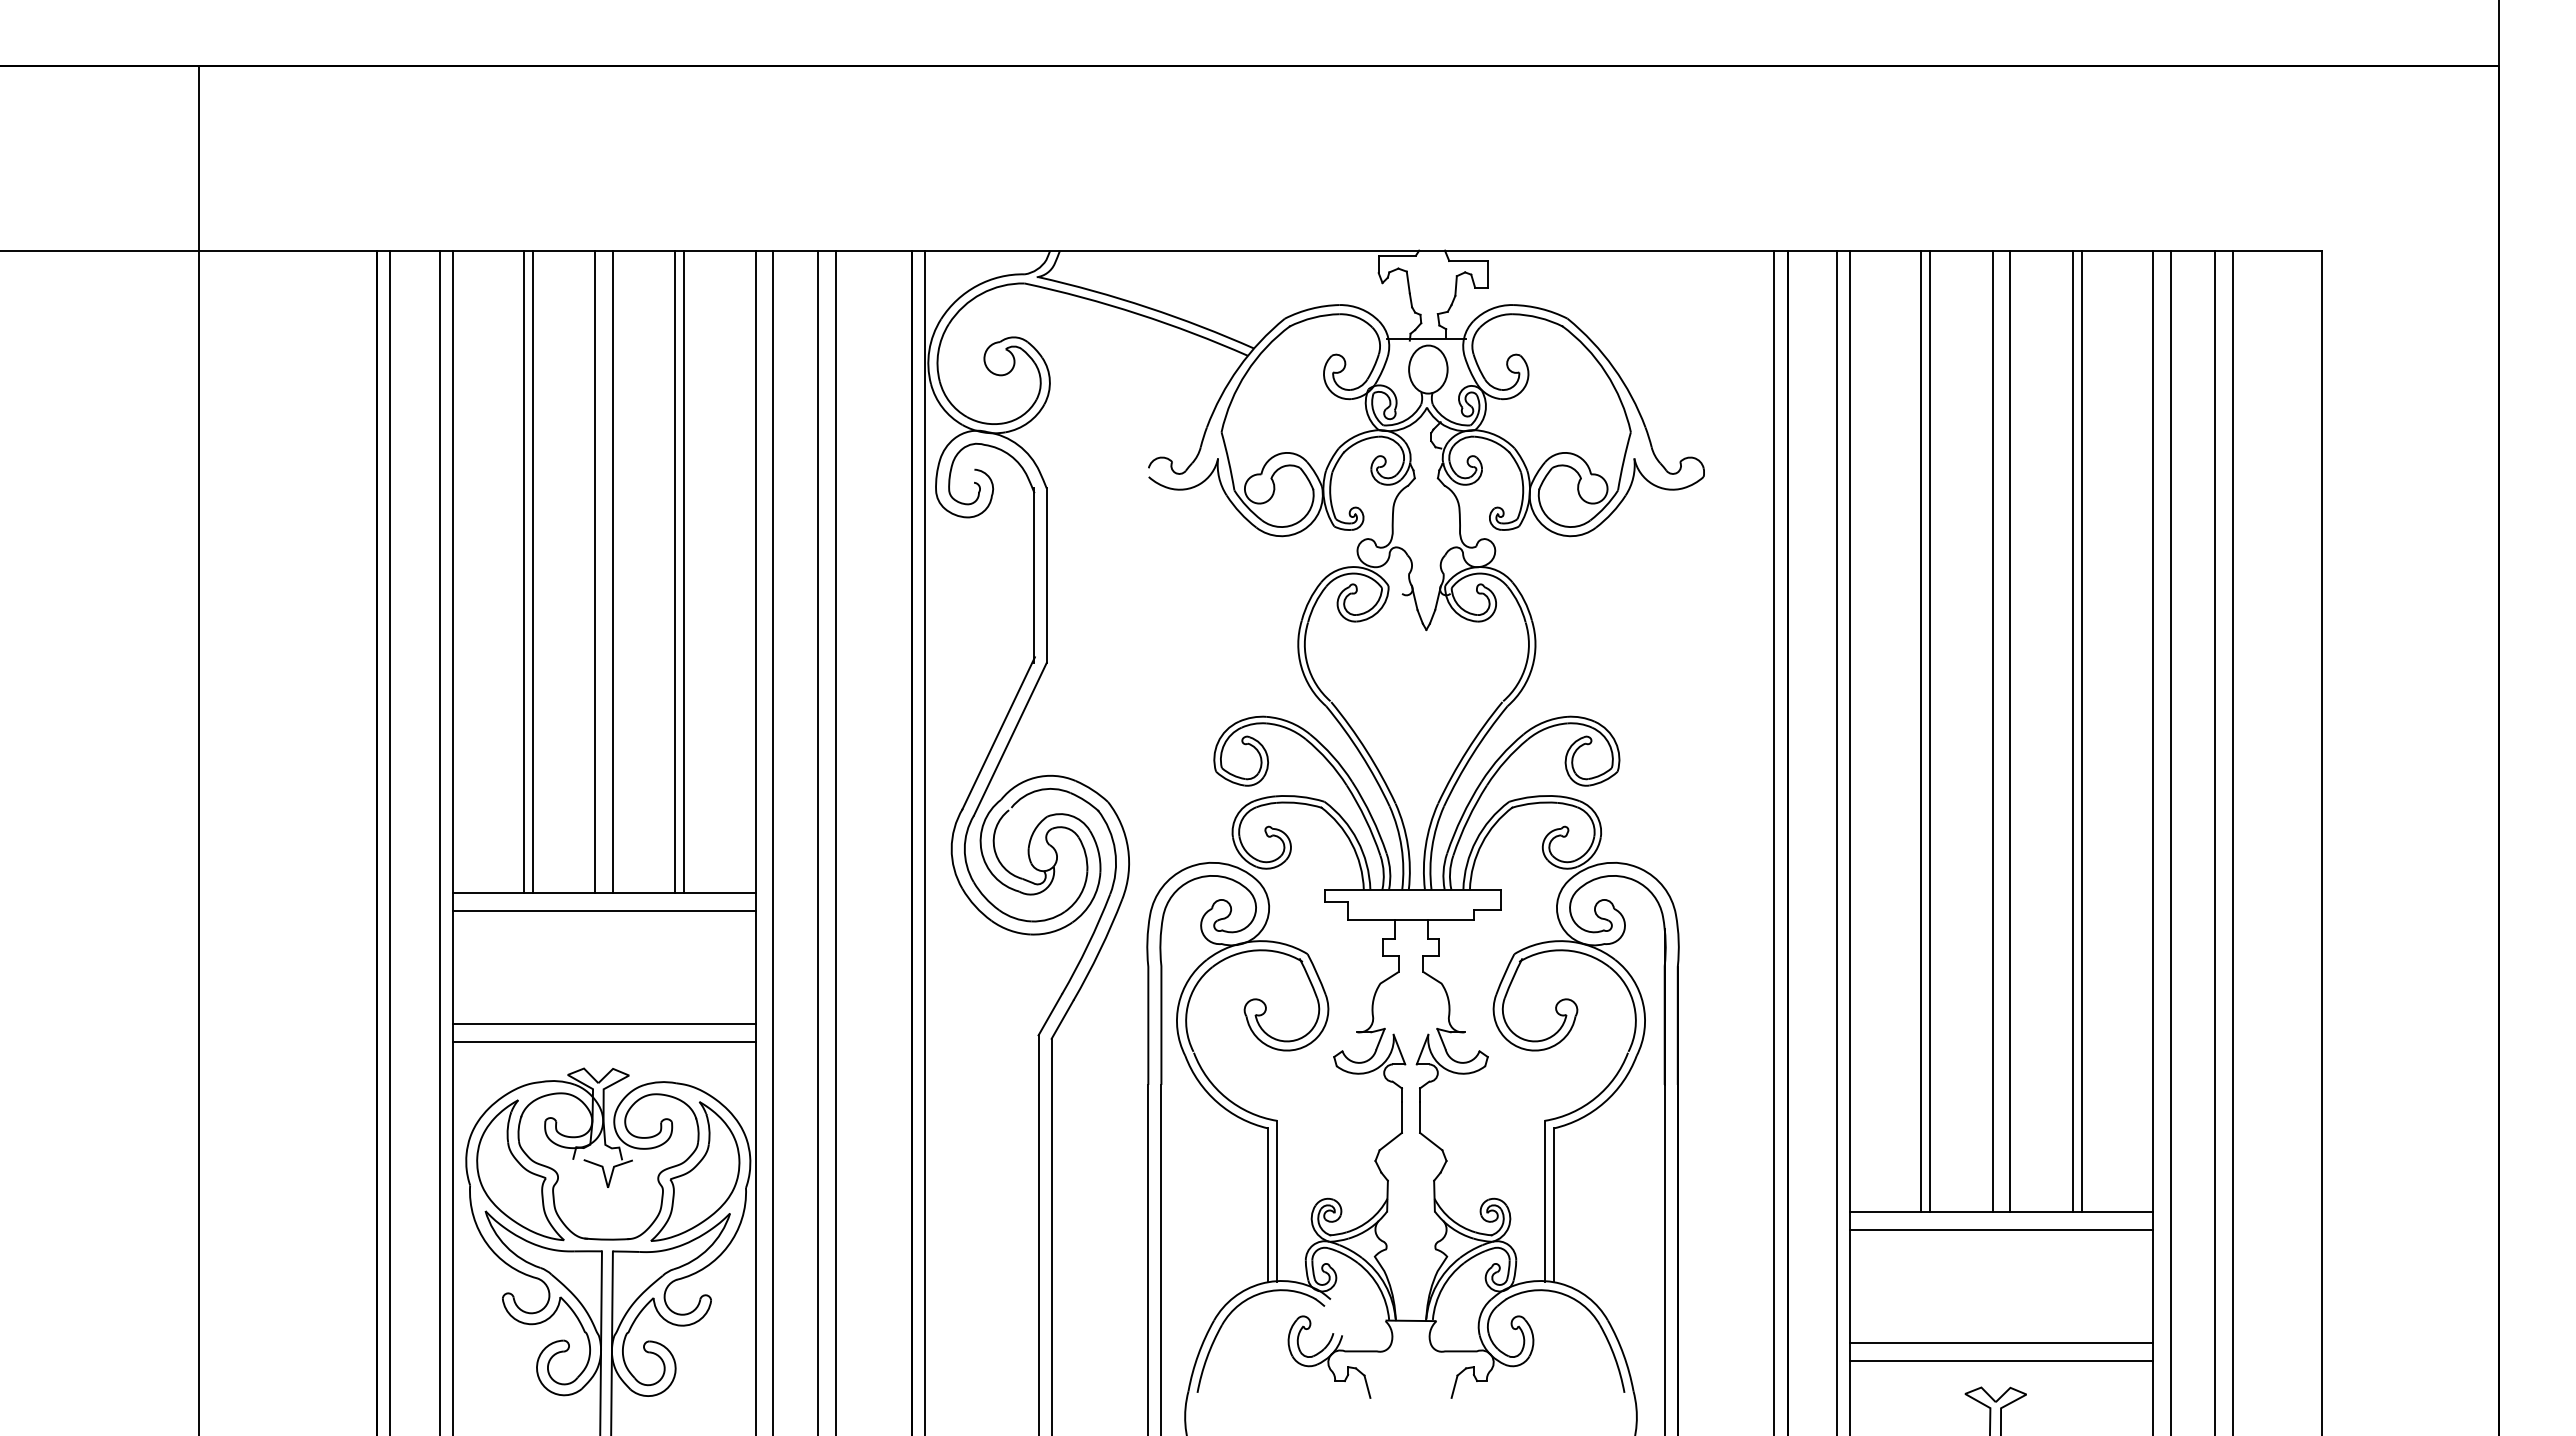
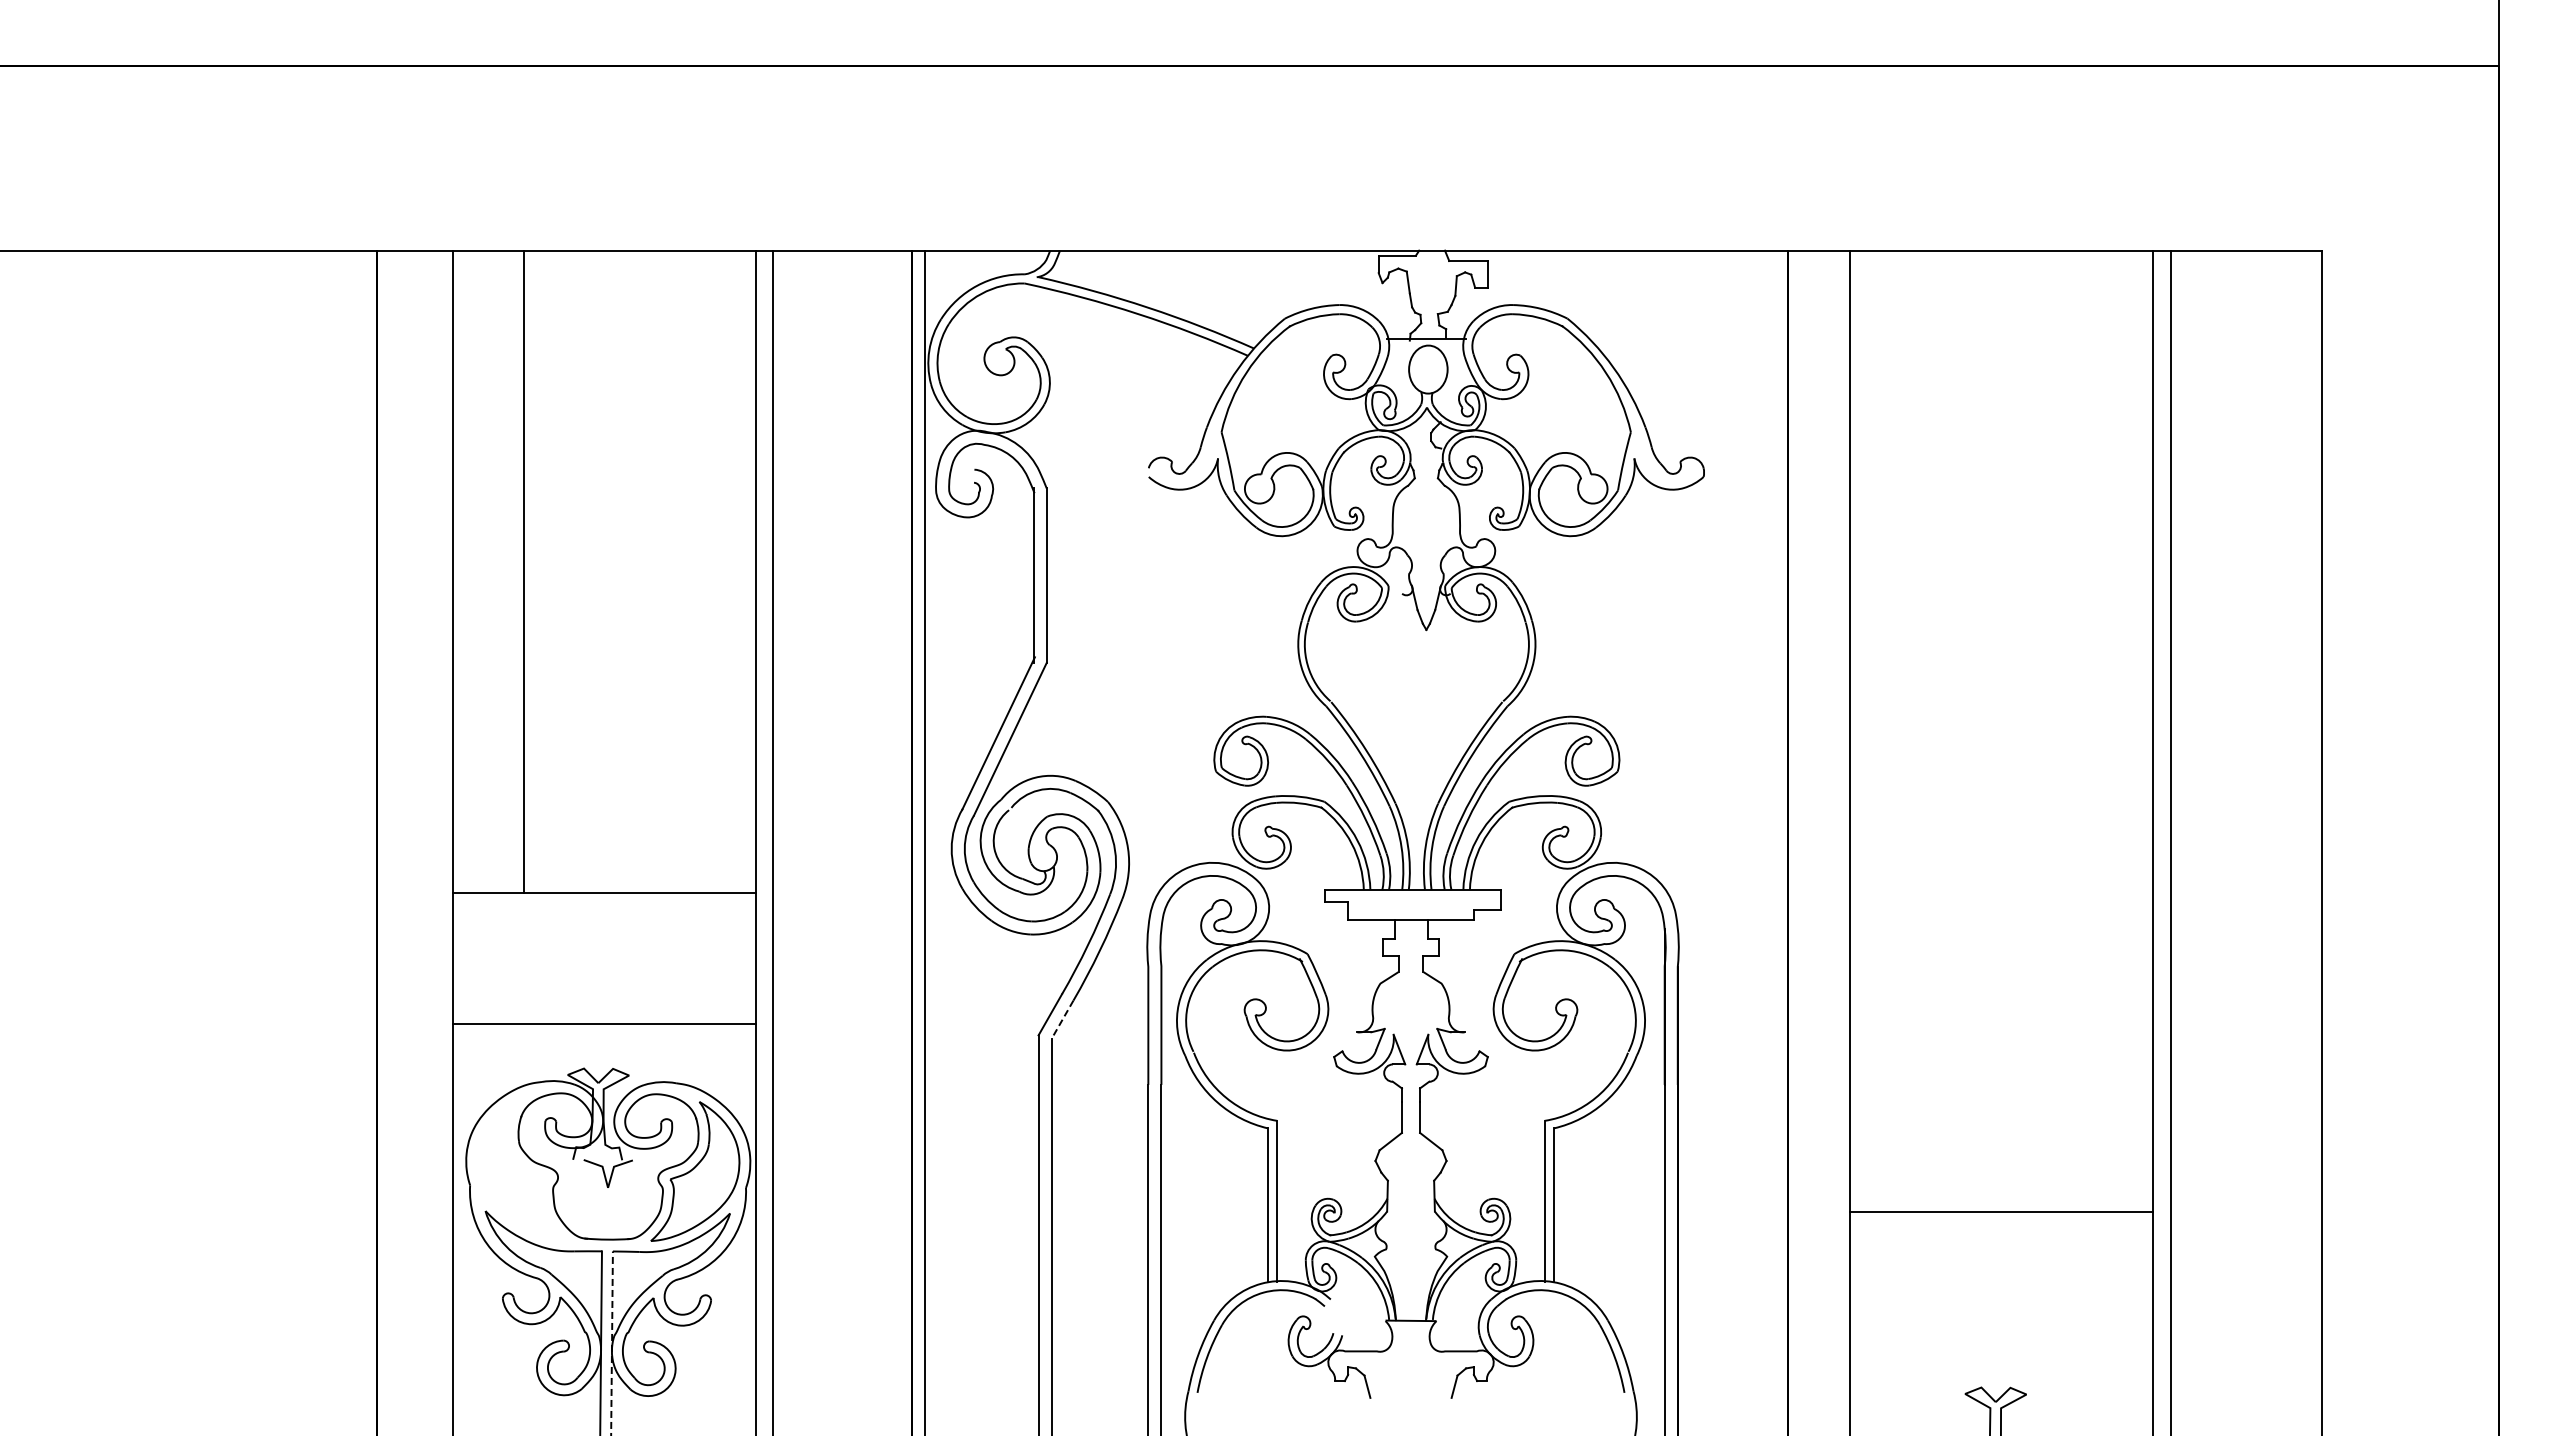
line: present -> none (532, 571)
line: present -> none (595, 571)
line: present -> none (613, 571)
line: present -> none (675, 571)
line: present -> none (684, 571)
line: present -> none (1921, 731)
line: present -> none (1930, 731)
line: present -> none (1992, 731)
line: present -> none (2010, 731)
line: present -> none (2072, 731)
line: present -> none (2081, 731)
line: present -> none (198, 748)
line: present -> none (390, 841)
line: present -> none (439, 841)
line: present -> none (818, 841)
line: present -> none (835, 841)
line: present -> none (1774, 841)
line: present -> none (1836, 841)
line: present -> none (2215, 841)
line: present -> none (2233, 841)
line: present -> none (603, 911)
line: solid -> dashed (1062, 1019)
line: present -> none (603, 1042)
part: present -> none (520, 1170)
line: present -> none (2001, 1230)
line: solid -> dashed (612, 1343)
line: present -> none (2001, 1343)
line: present -> none (2001, 1361)
